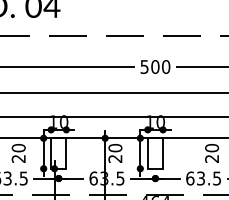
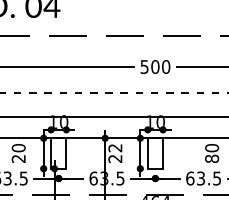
line: solid -> dashed (113, 92)
text: 20 -> 22 (115, 147)
text: 20 -> 80 (212, 158)
